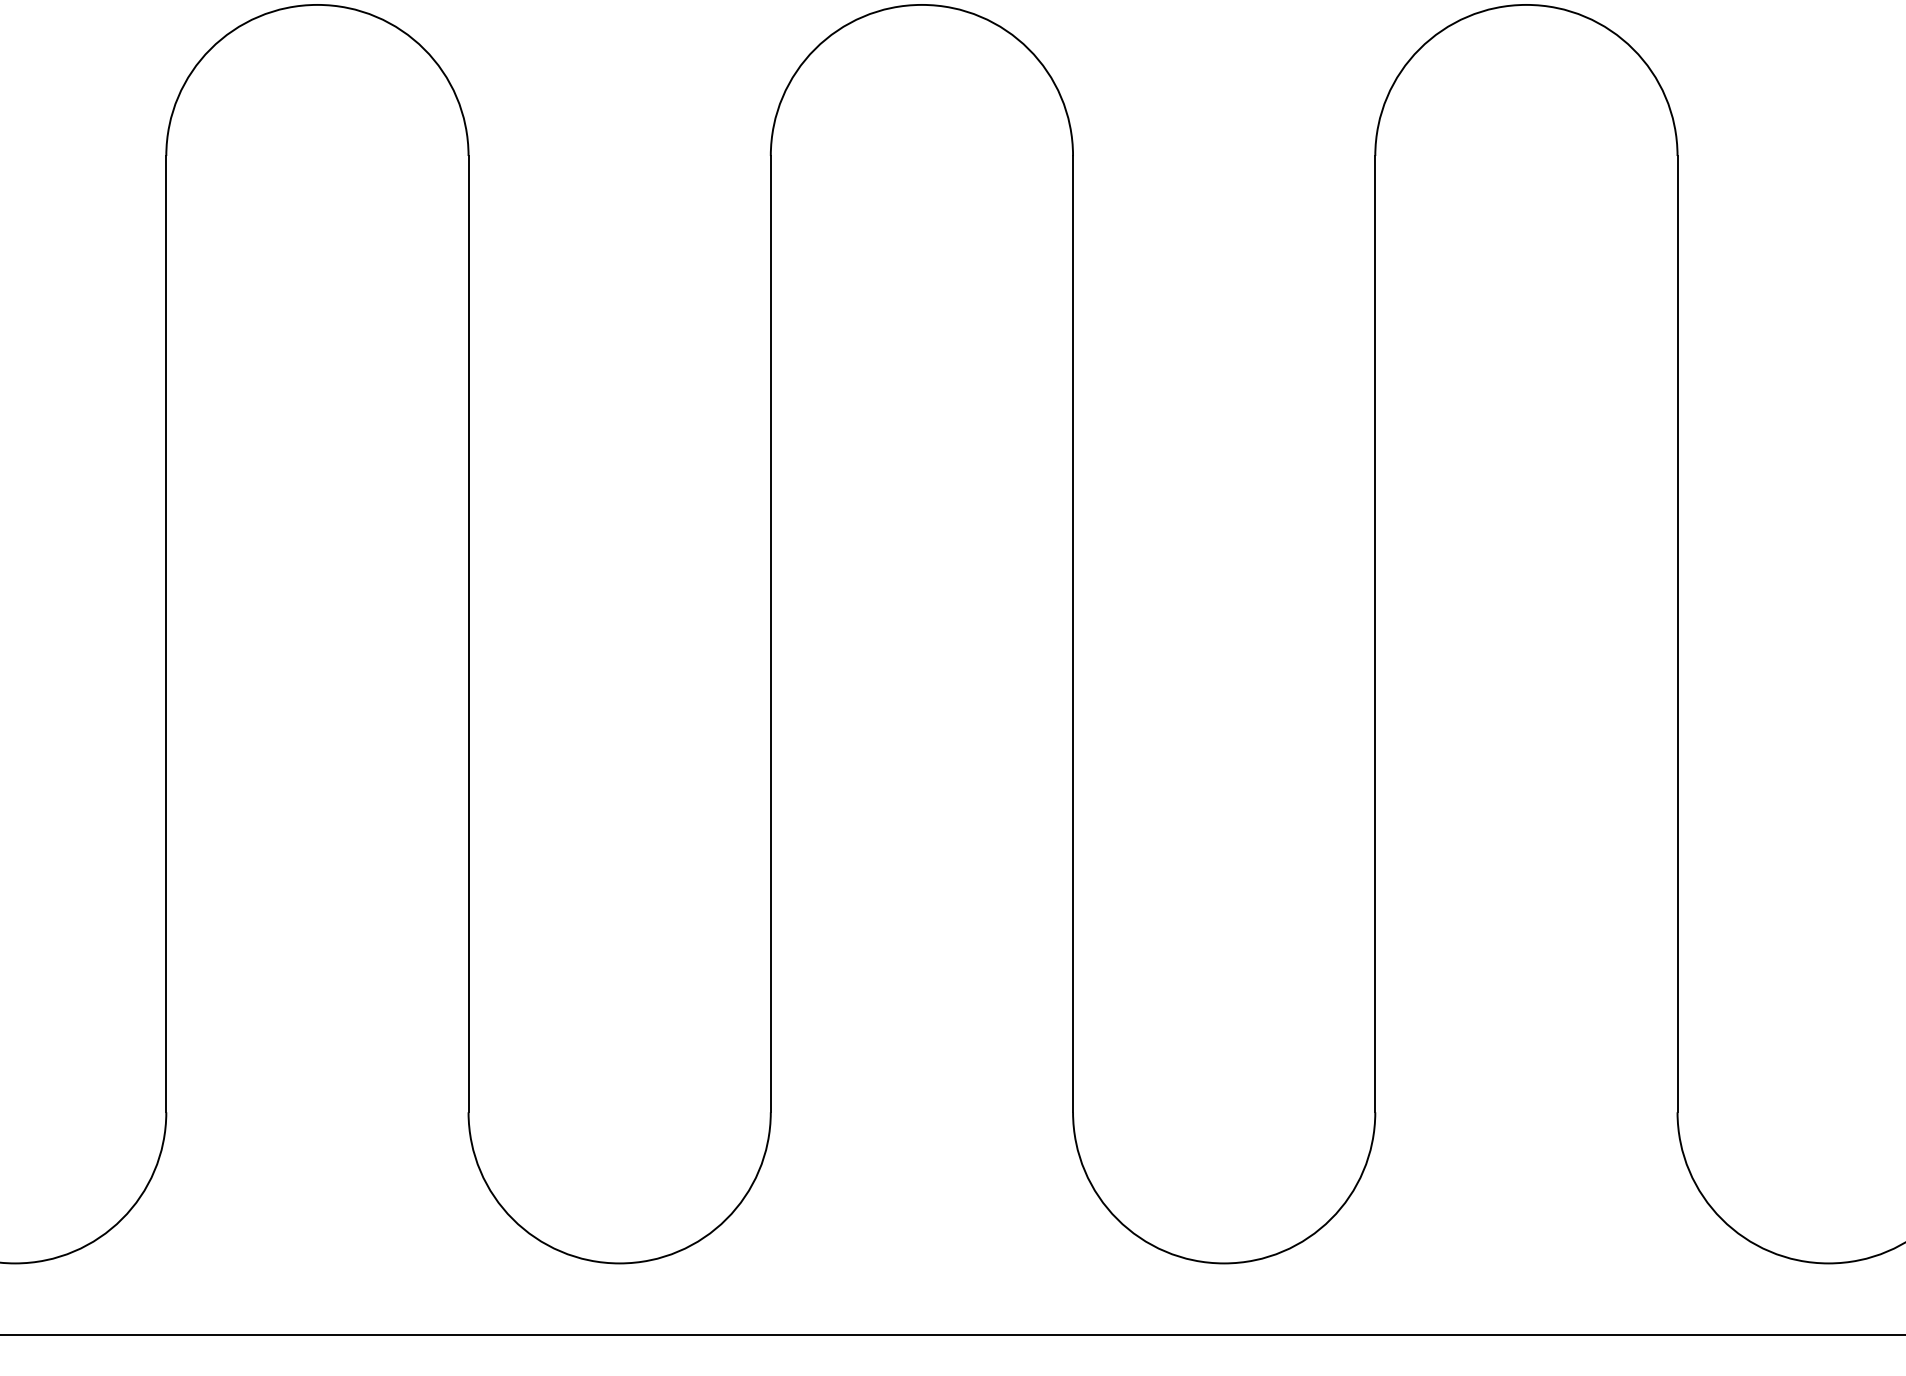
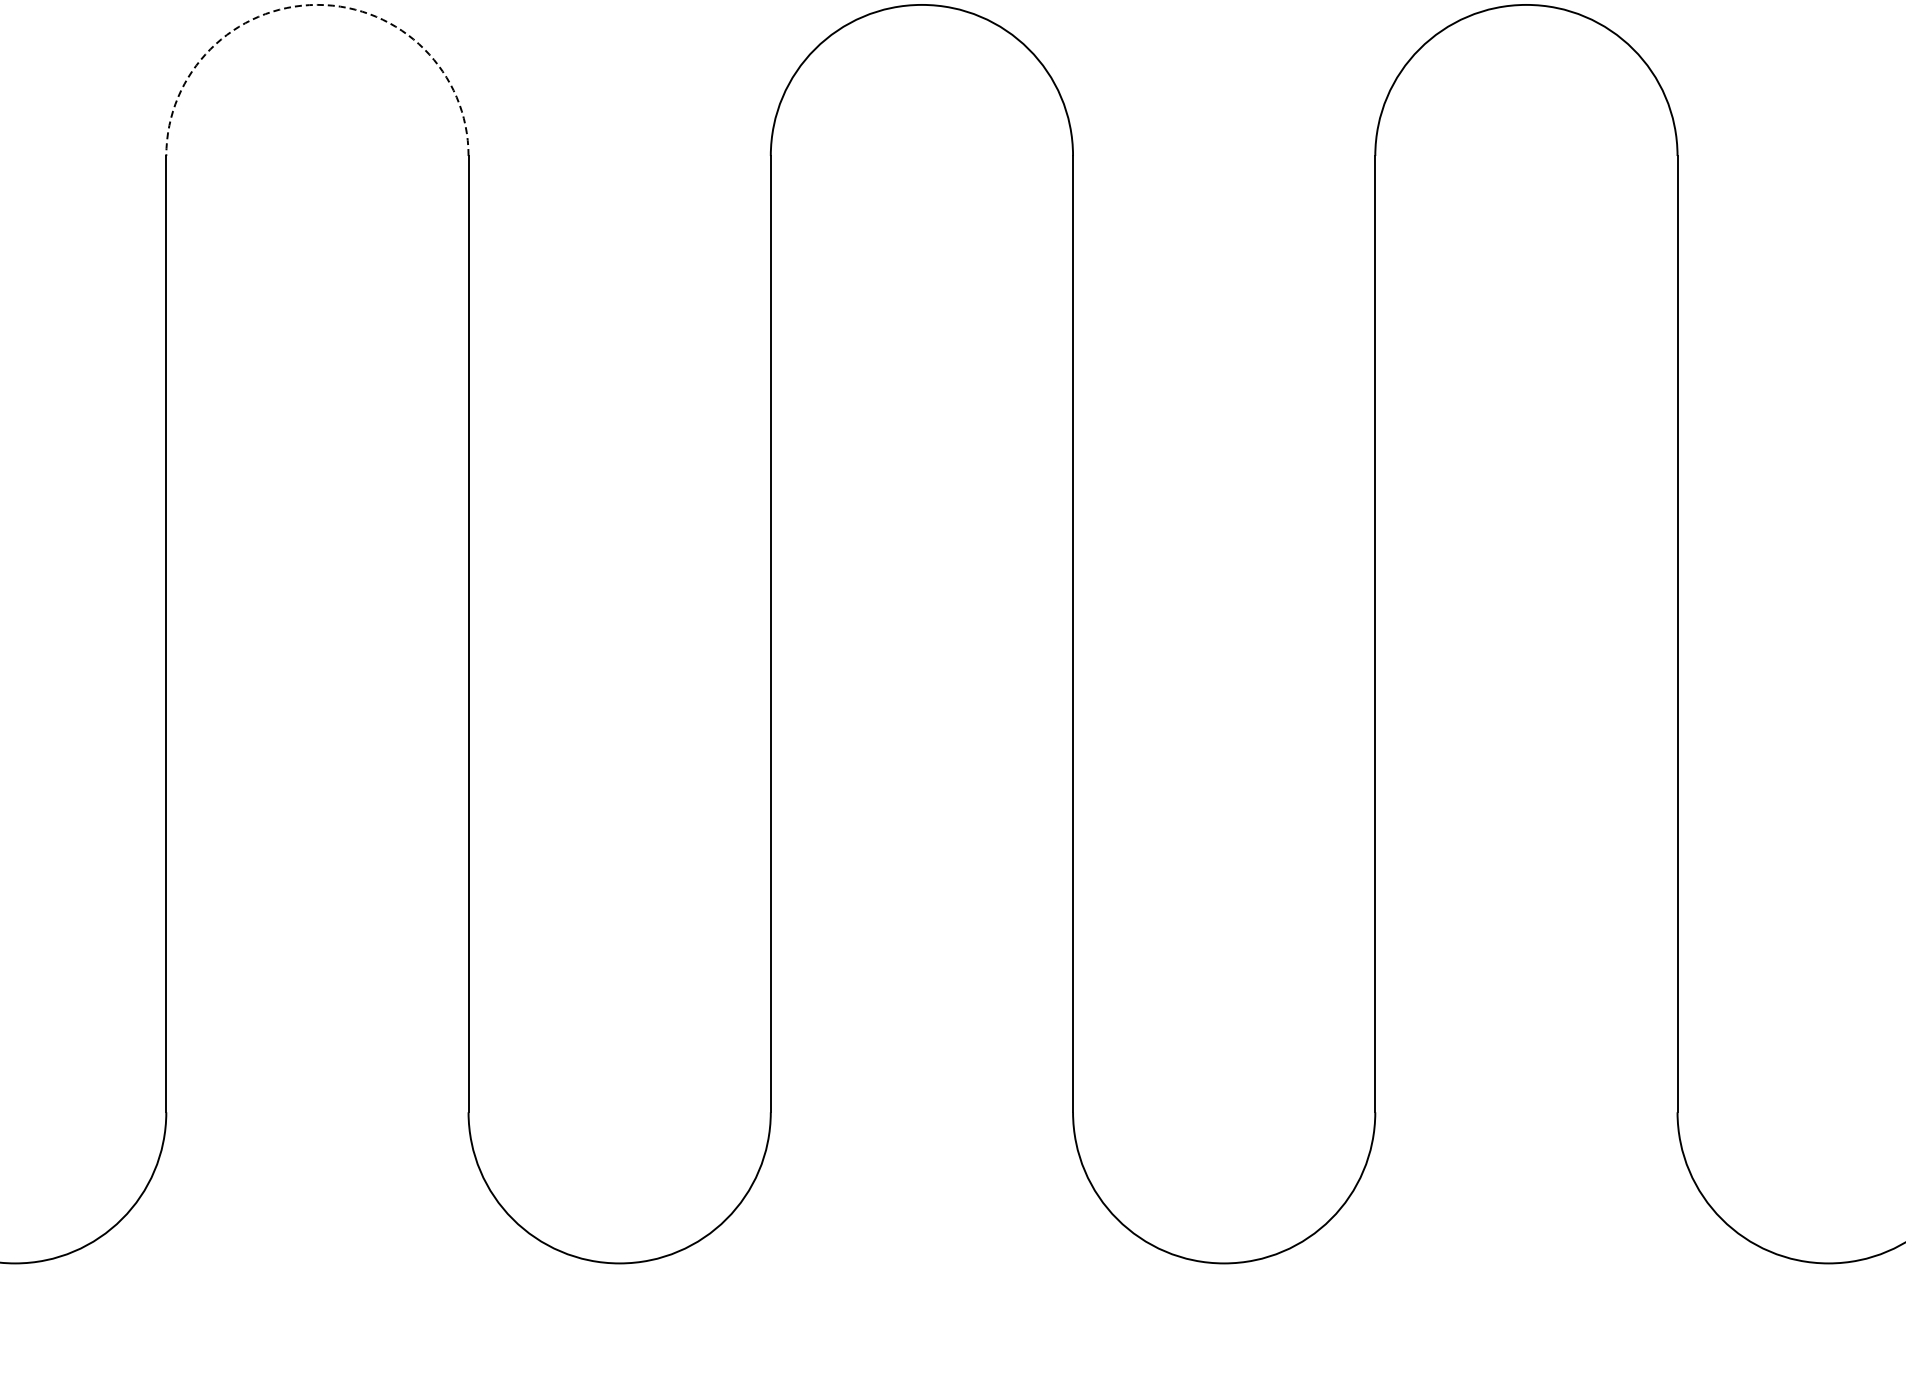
arc: solid -> dashed (317, 4)
line: present -> none (952, 1334)
